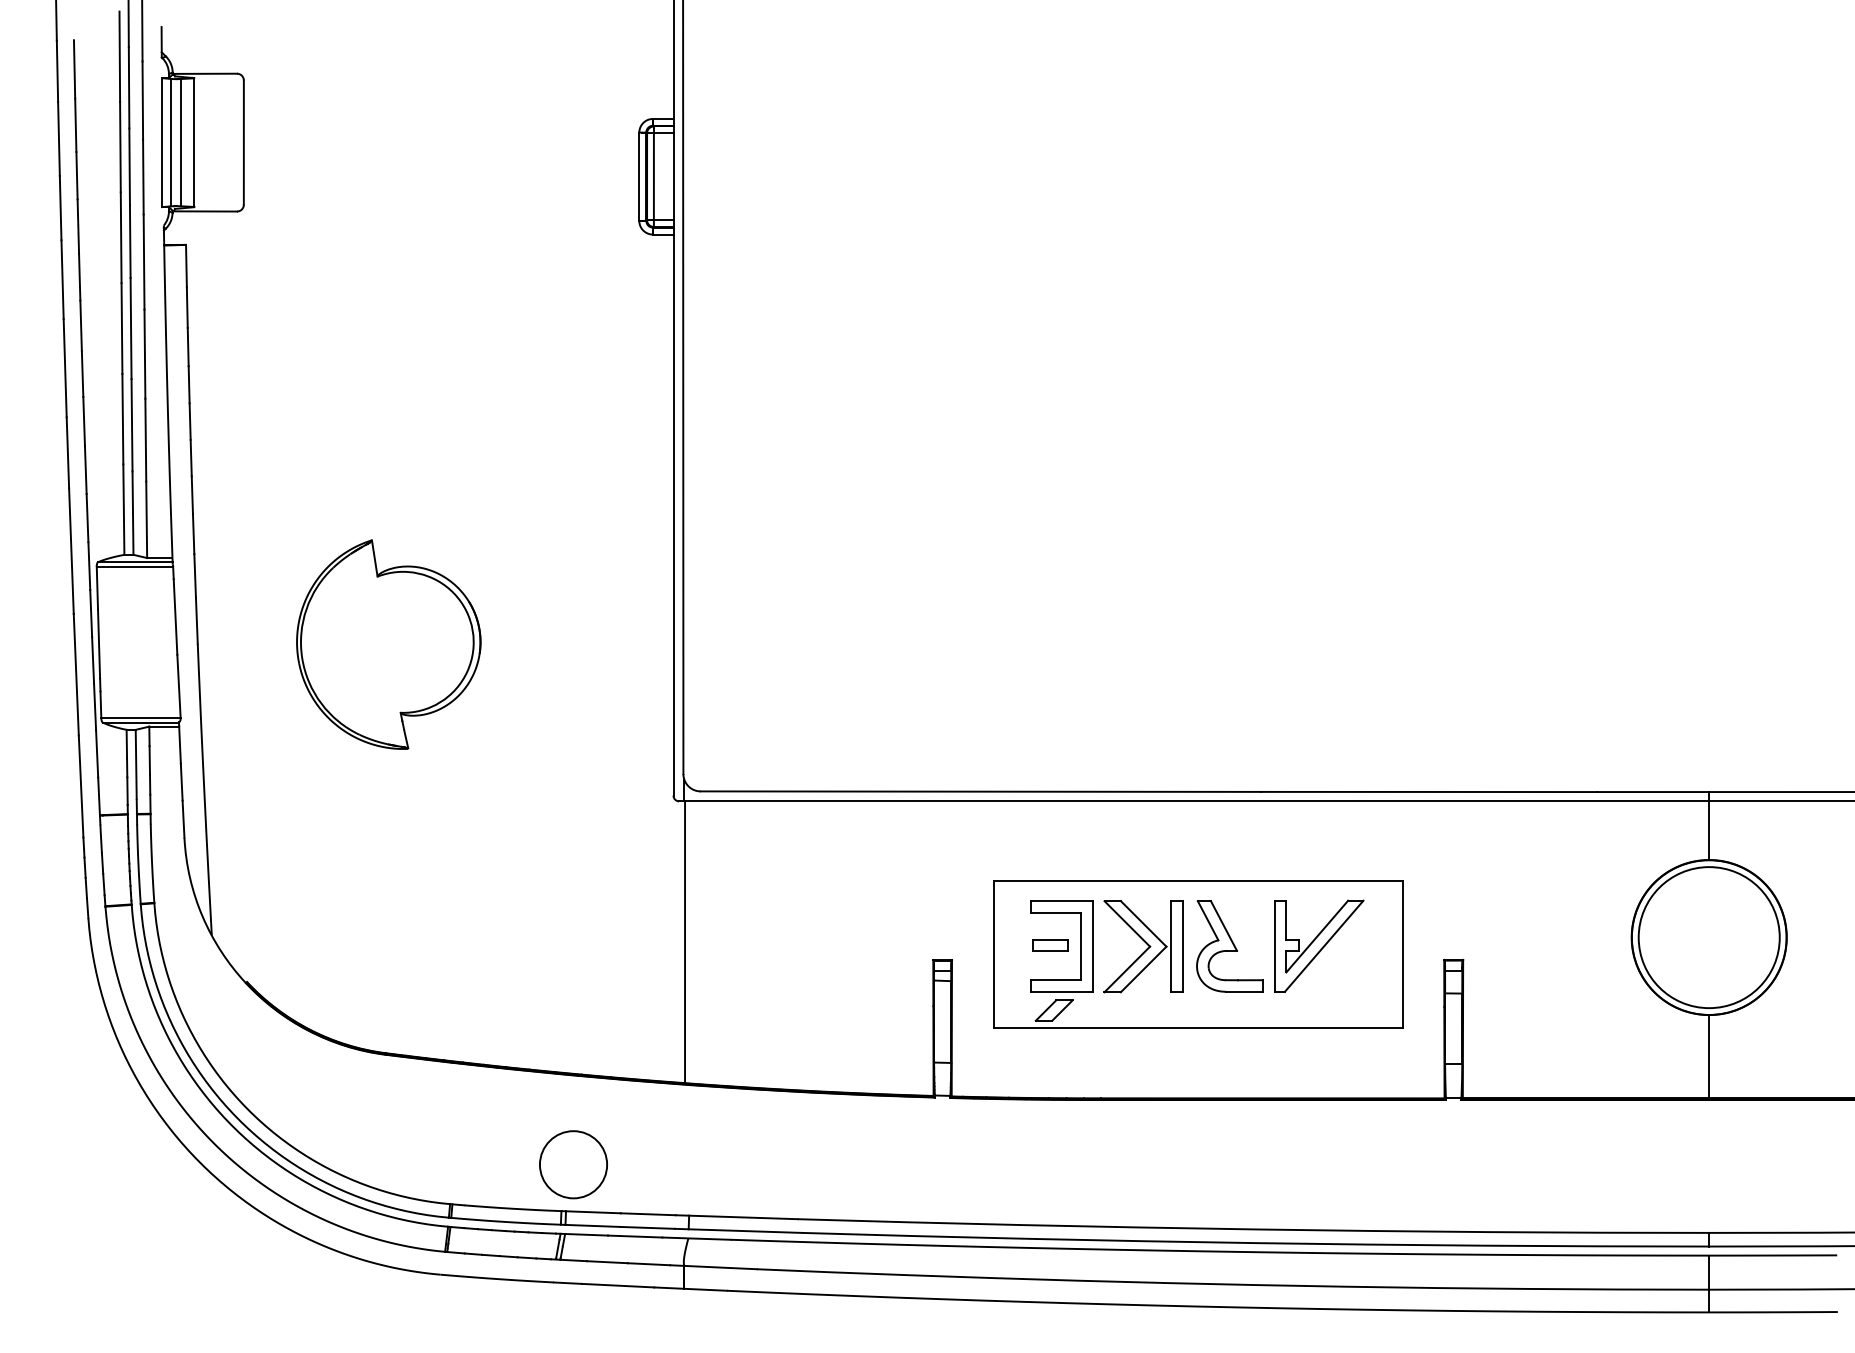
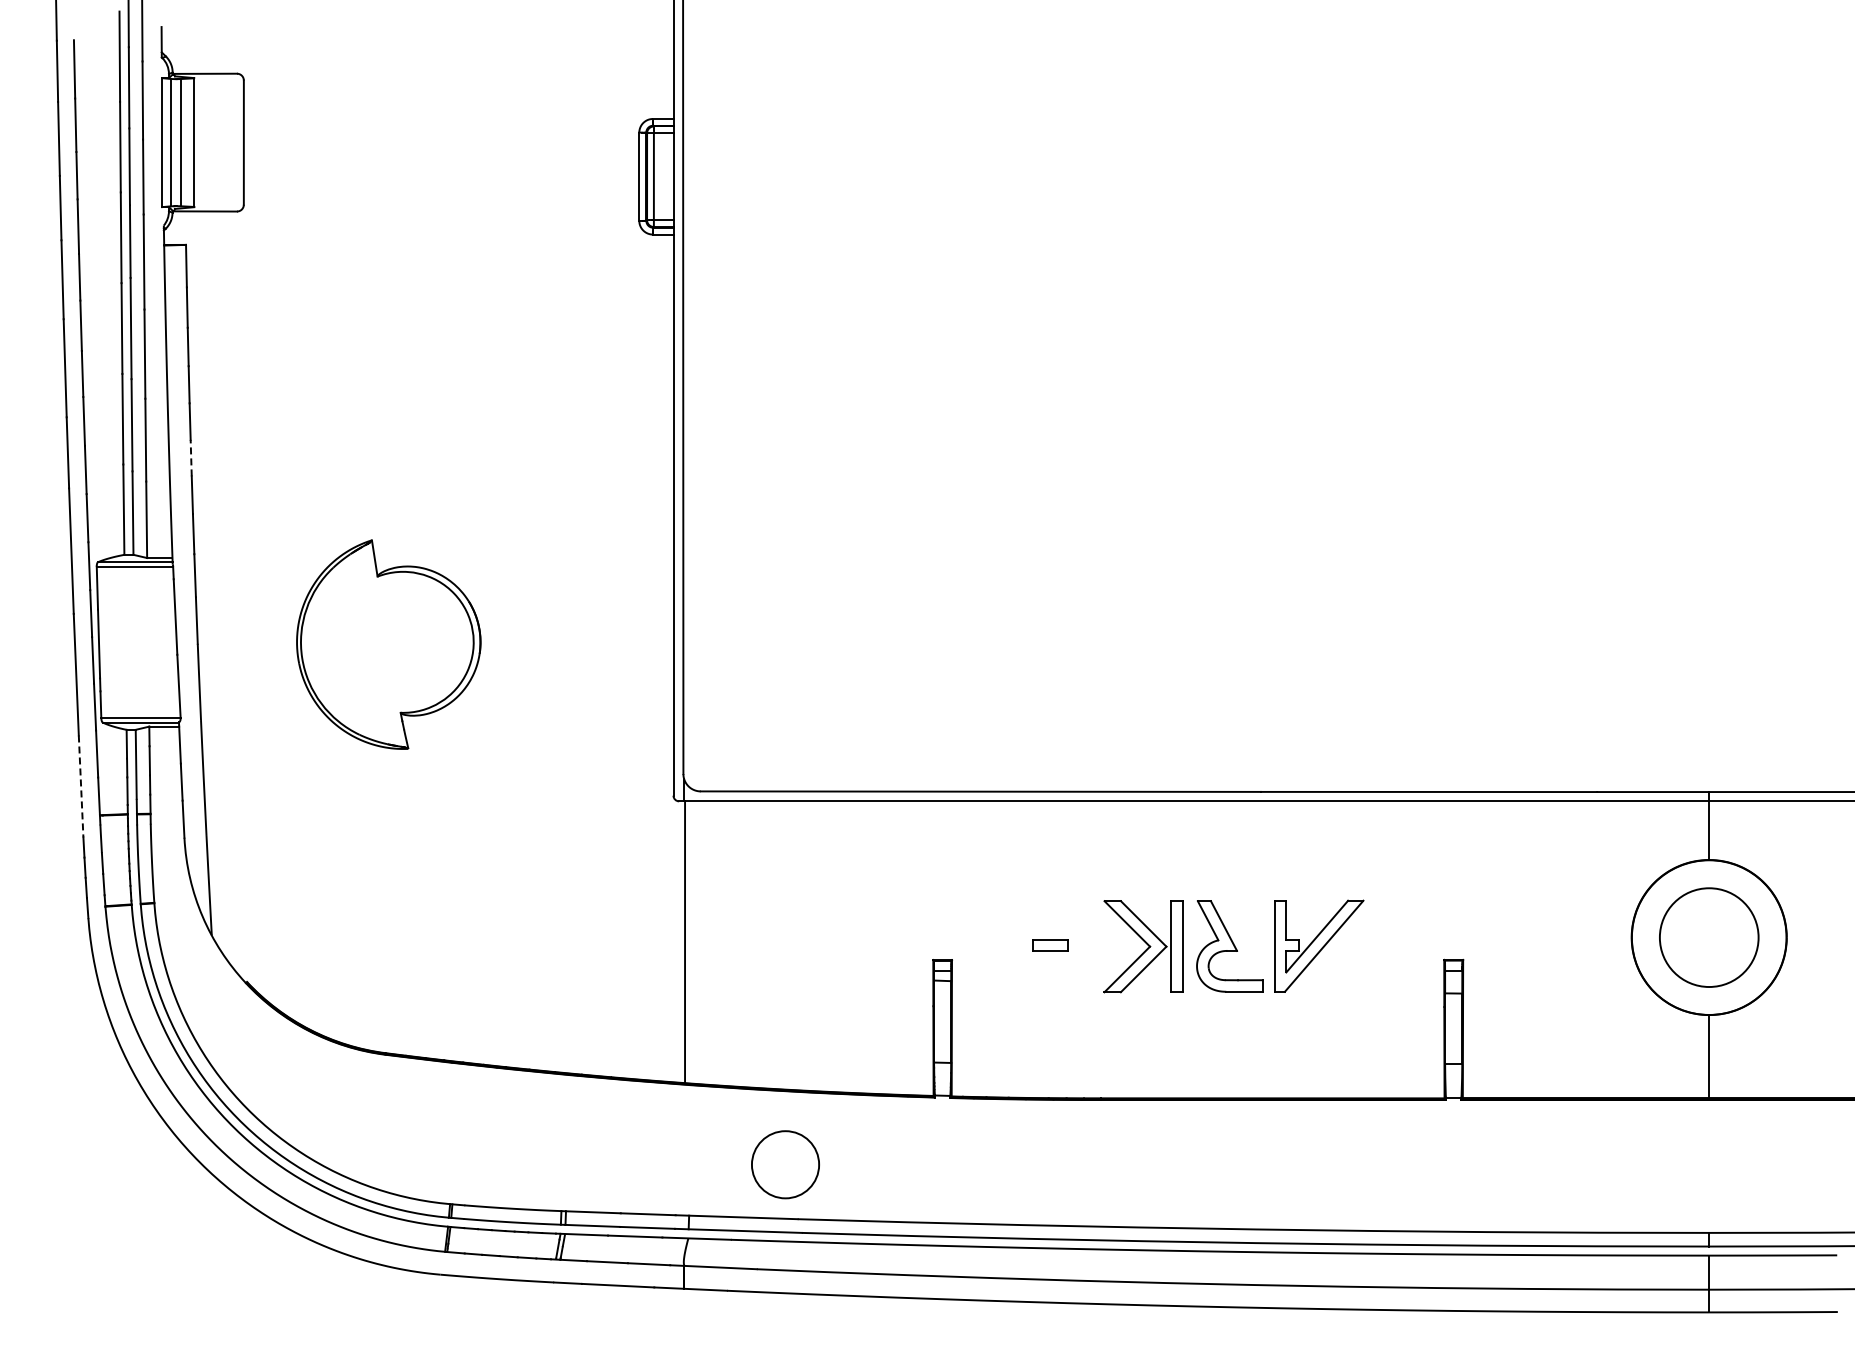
line: solid -> dashed (191, 457)
line: solid -> dashed (81, 786)
circle diameter: 141 px -> 99 px (1708, 937)
part: present -> none (1198, 954)
circle position: (573, 1164) -> (785, 1164) (785, 1164)
